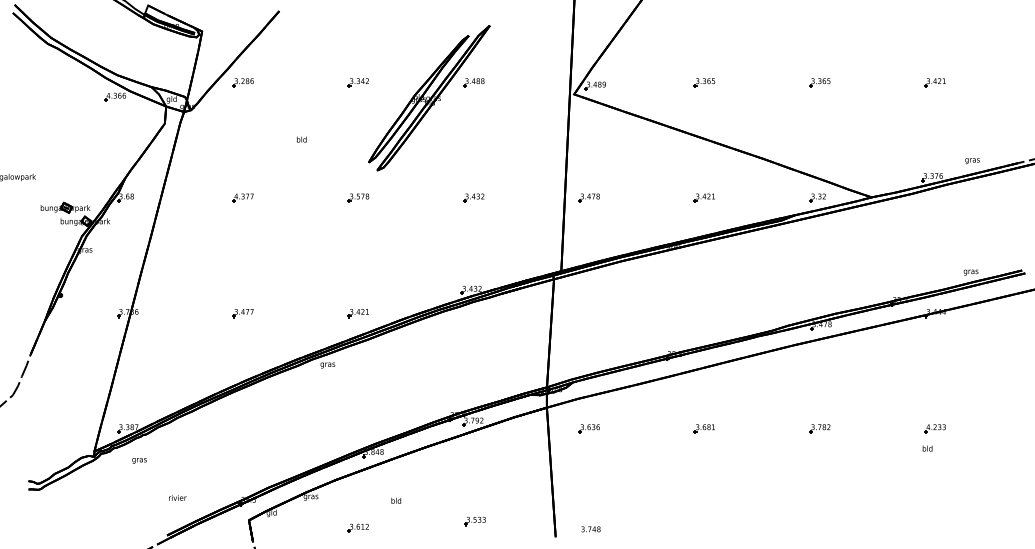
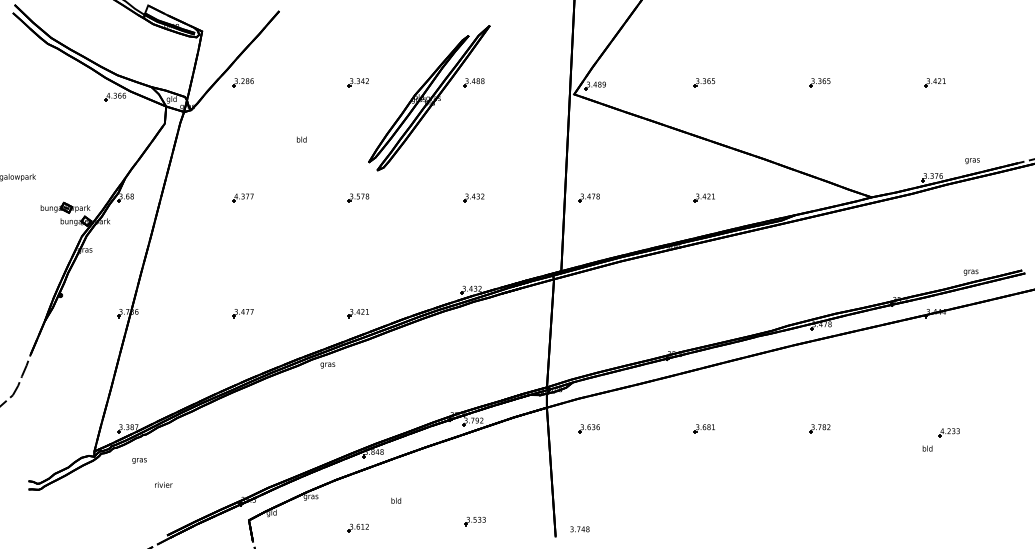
part: present -> none (817, 197)
part position: (934, 428) -> (948, 432) (948, 432)
text position: (177, 497) -> (163, 484) (163, 484)
text position: (590, 529) -> (579, 529) (579, 529)
